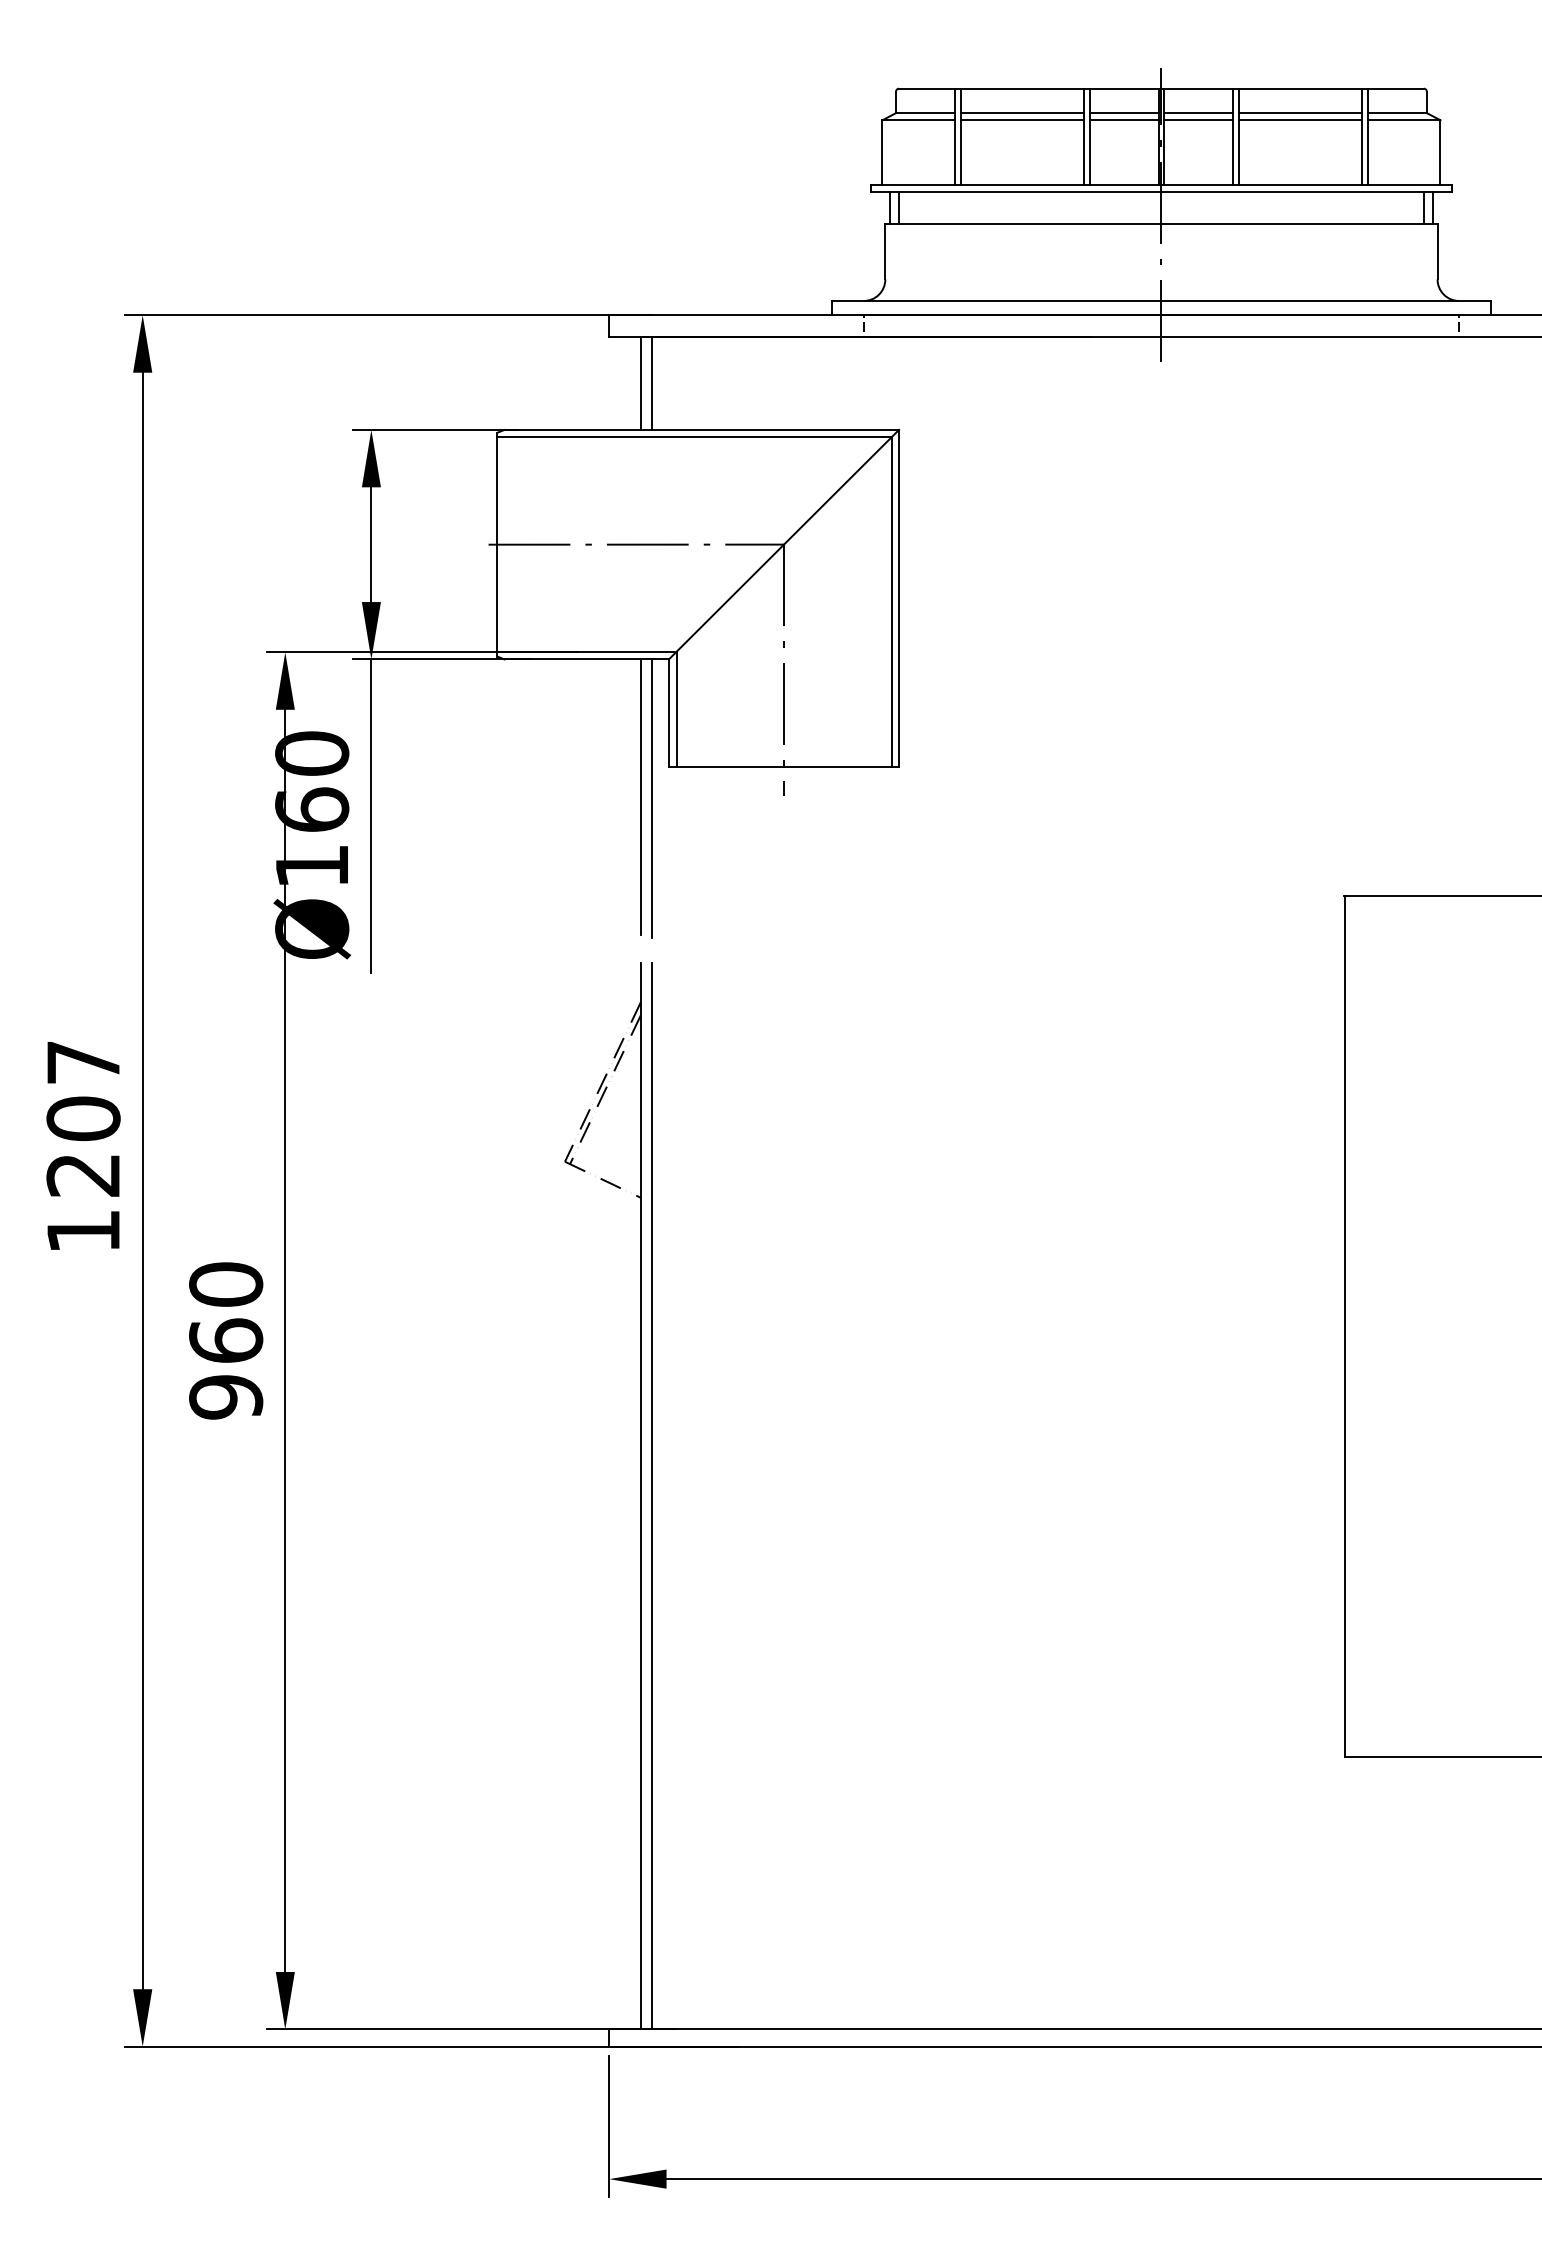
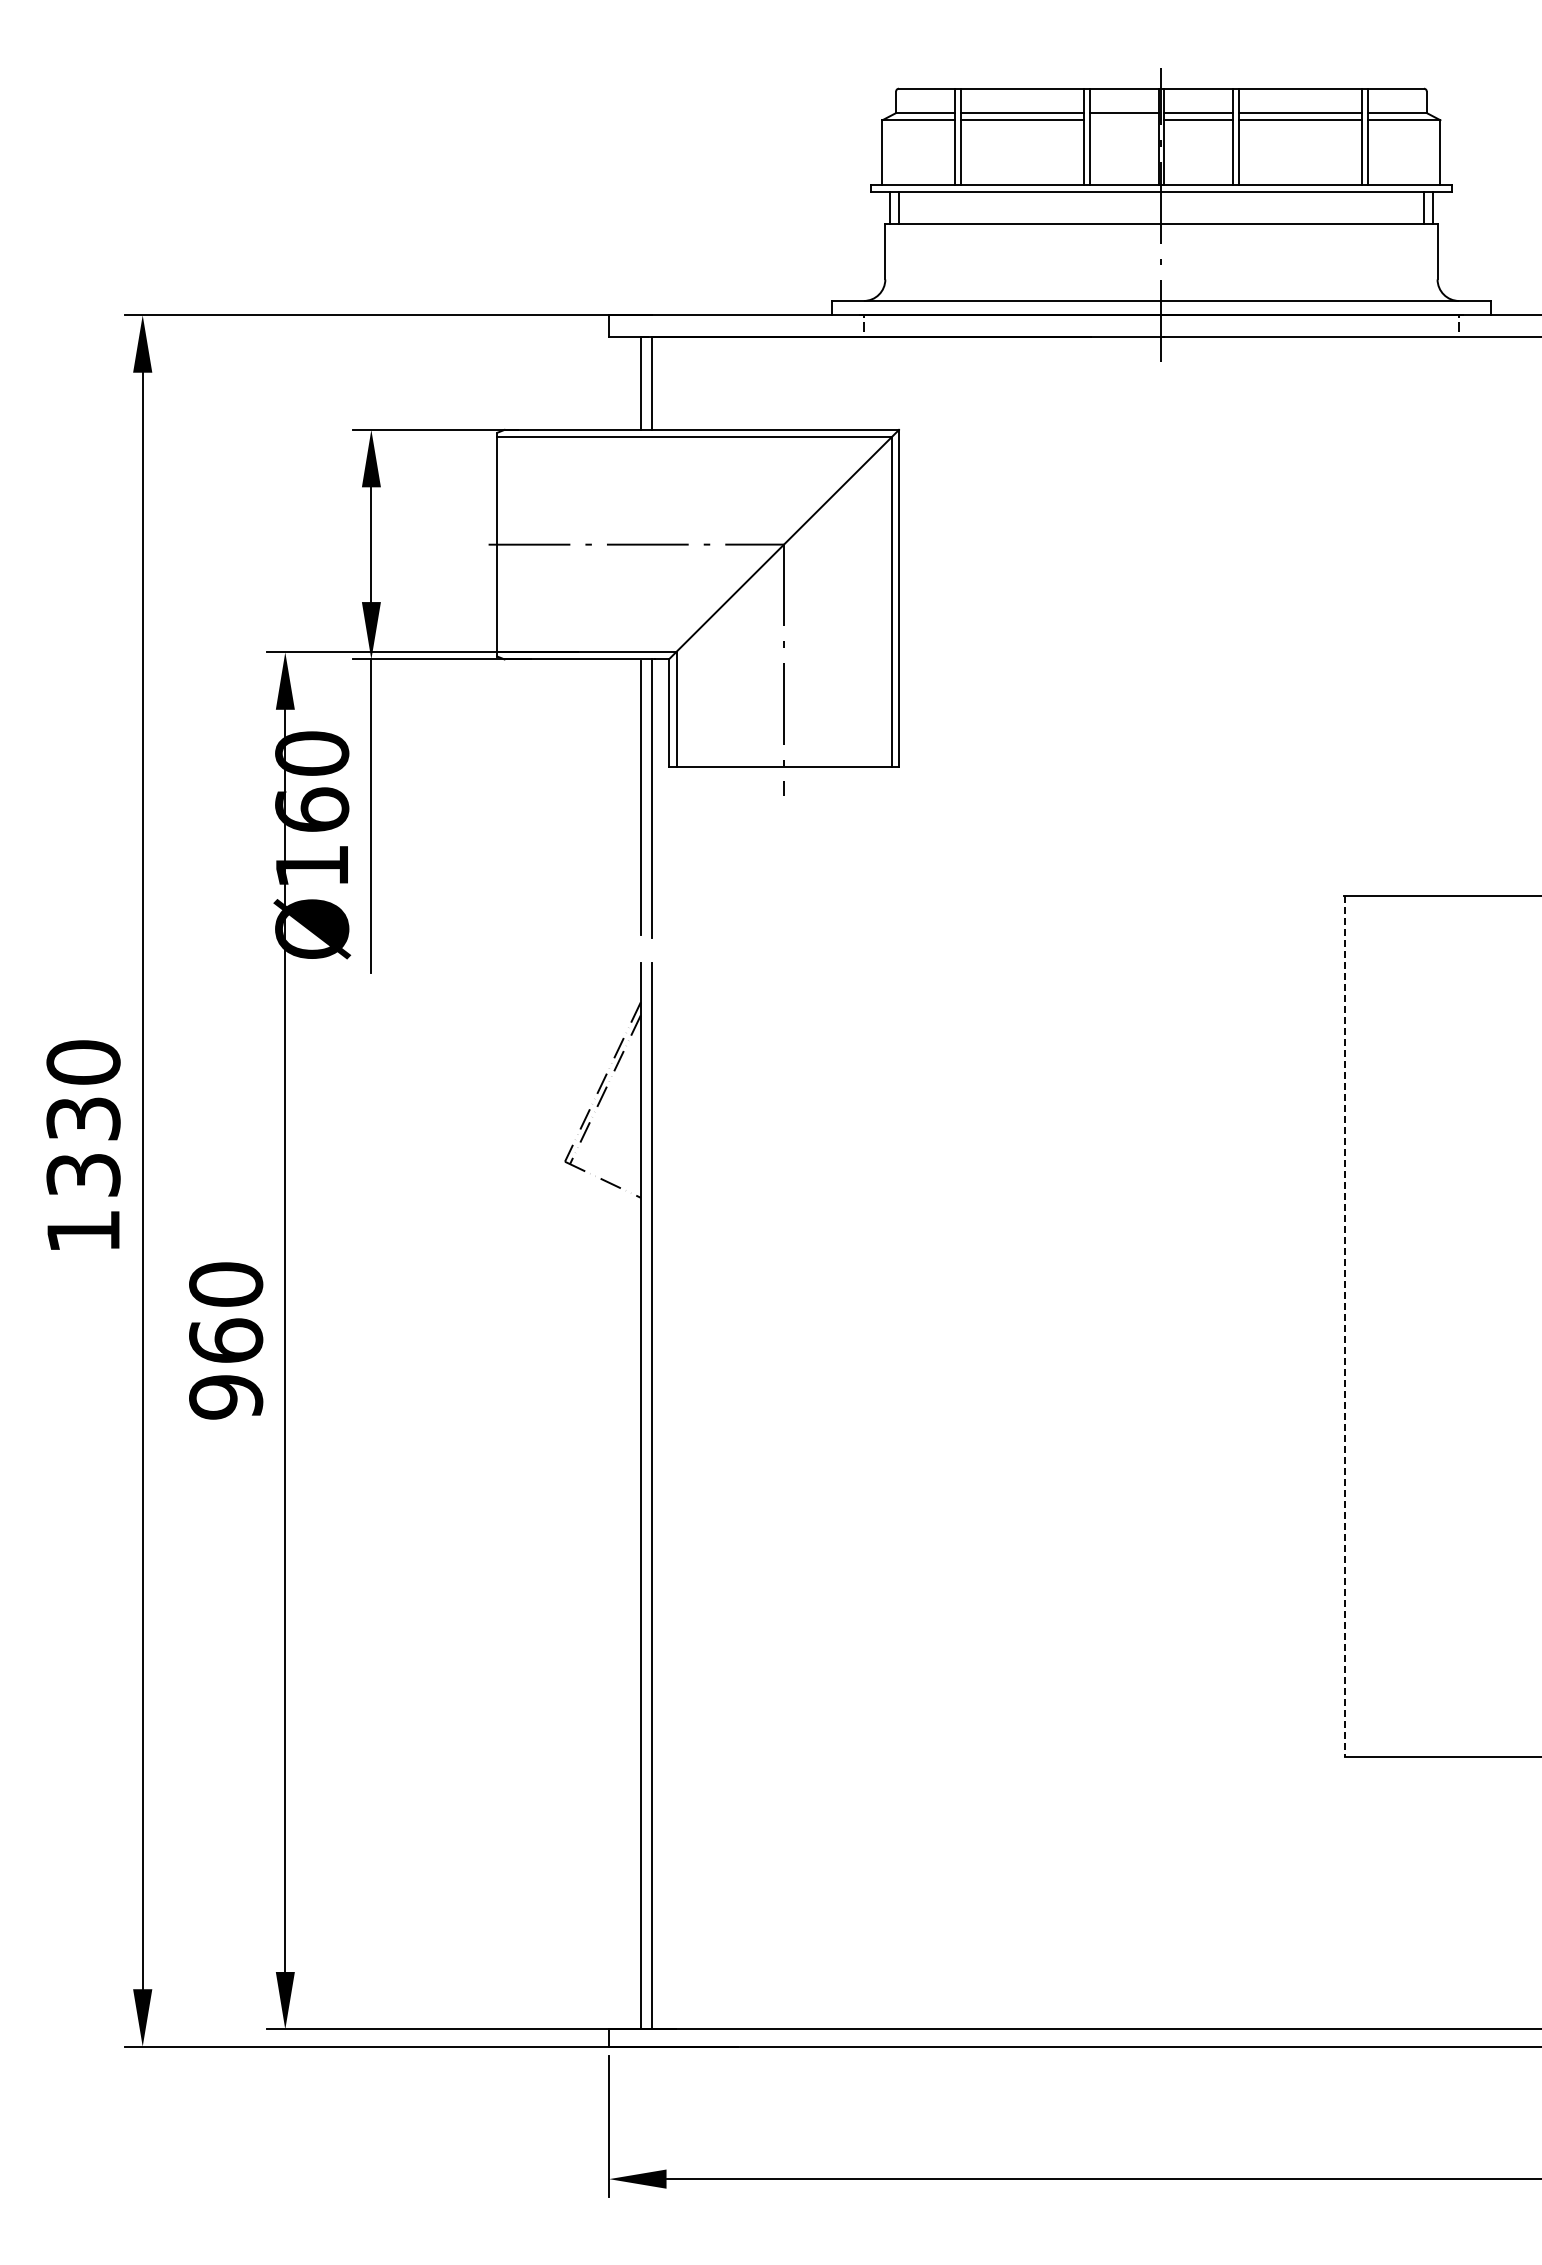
line: present -> none (1123, 120)
text: 1207 -> 1330 (83, 1118)
line: solid -> dashed (1344, 1327)
